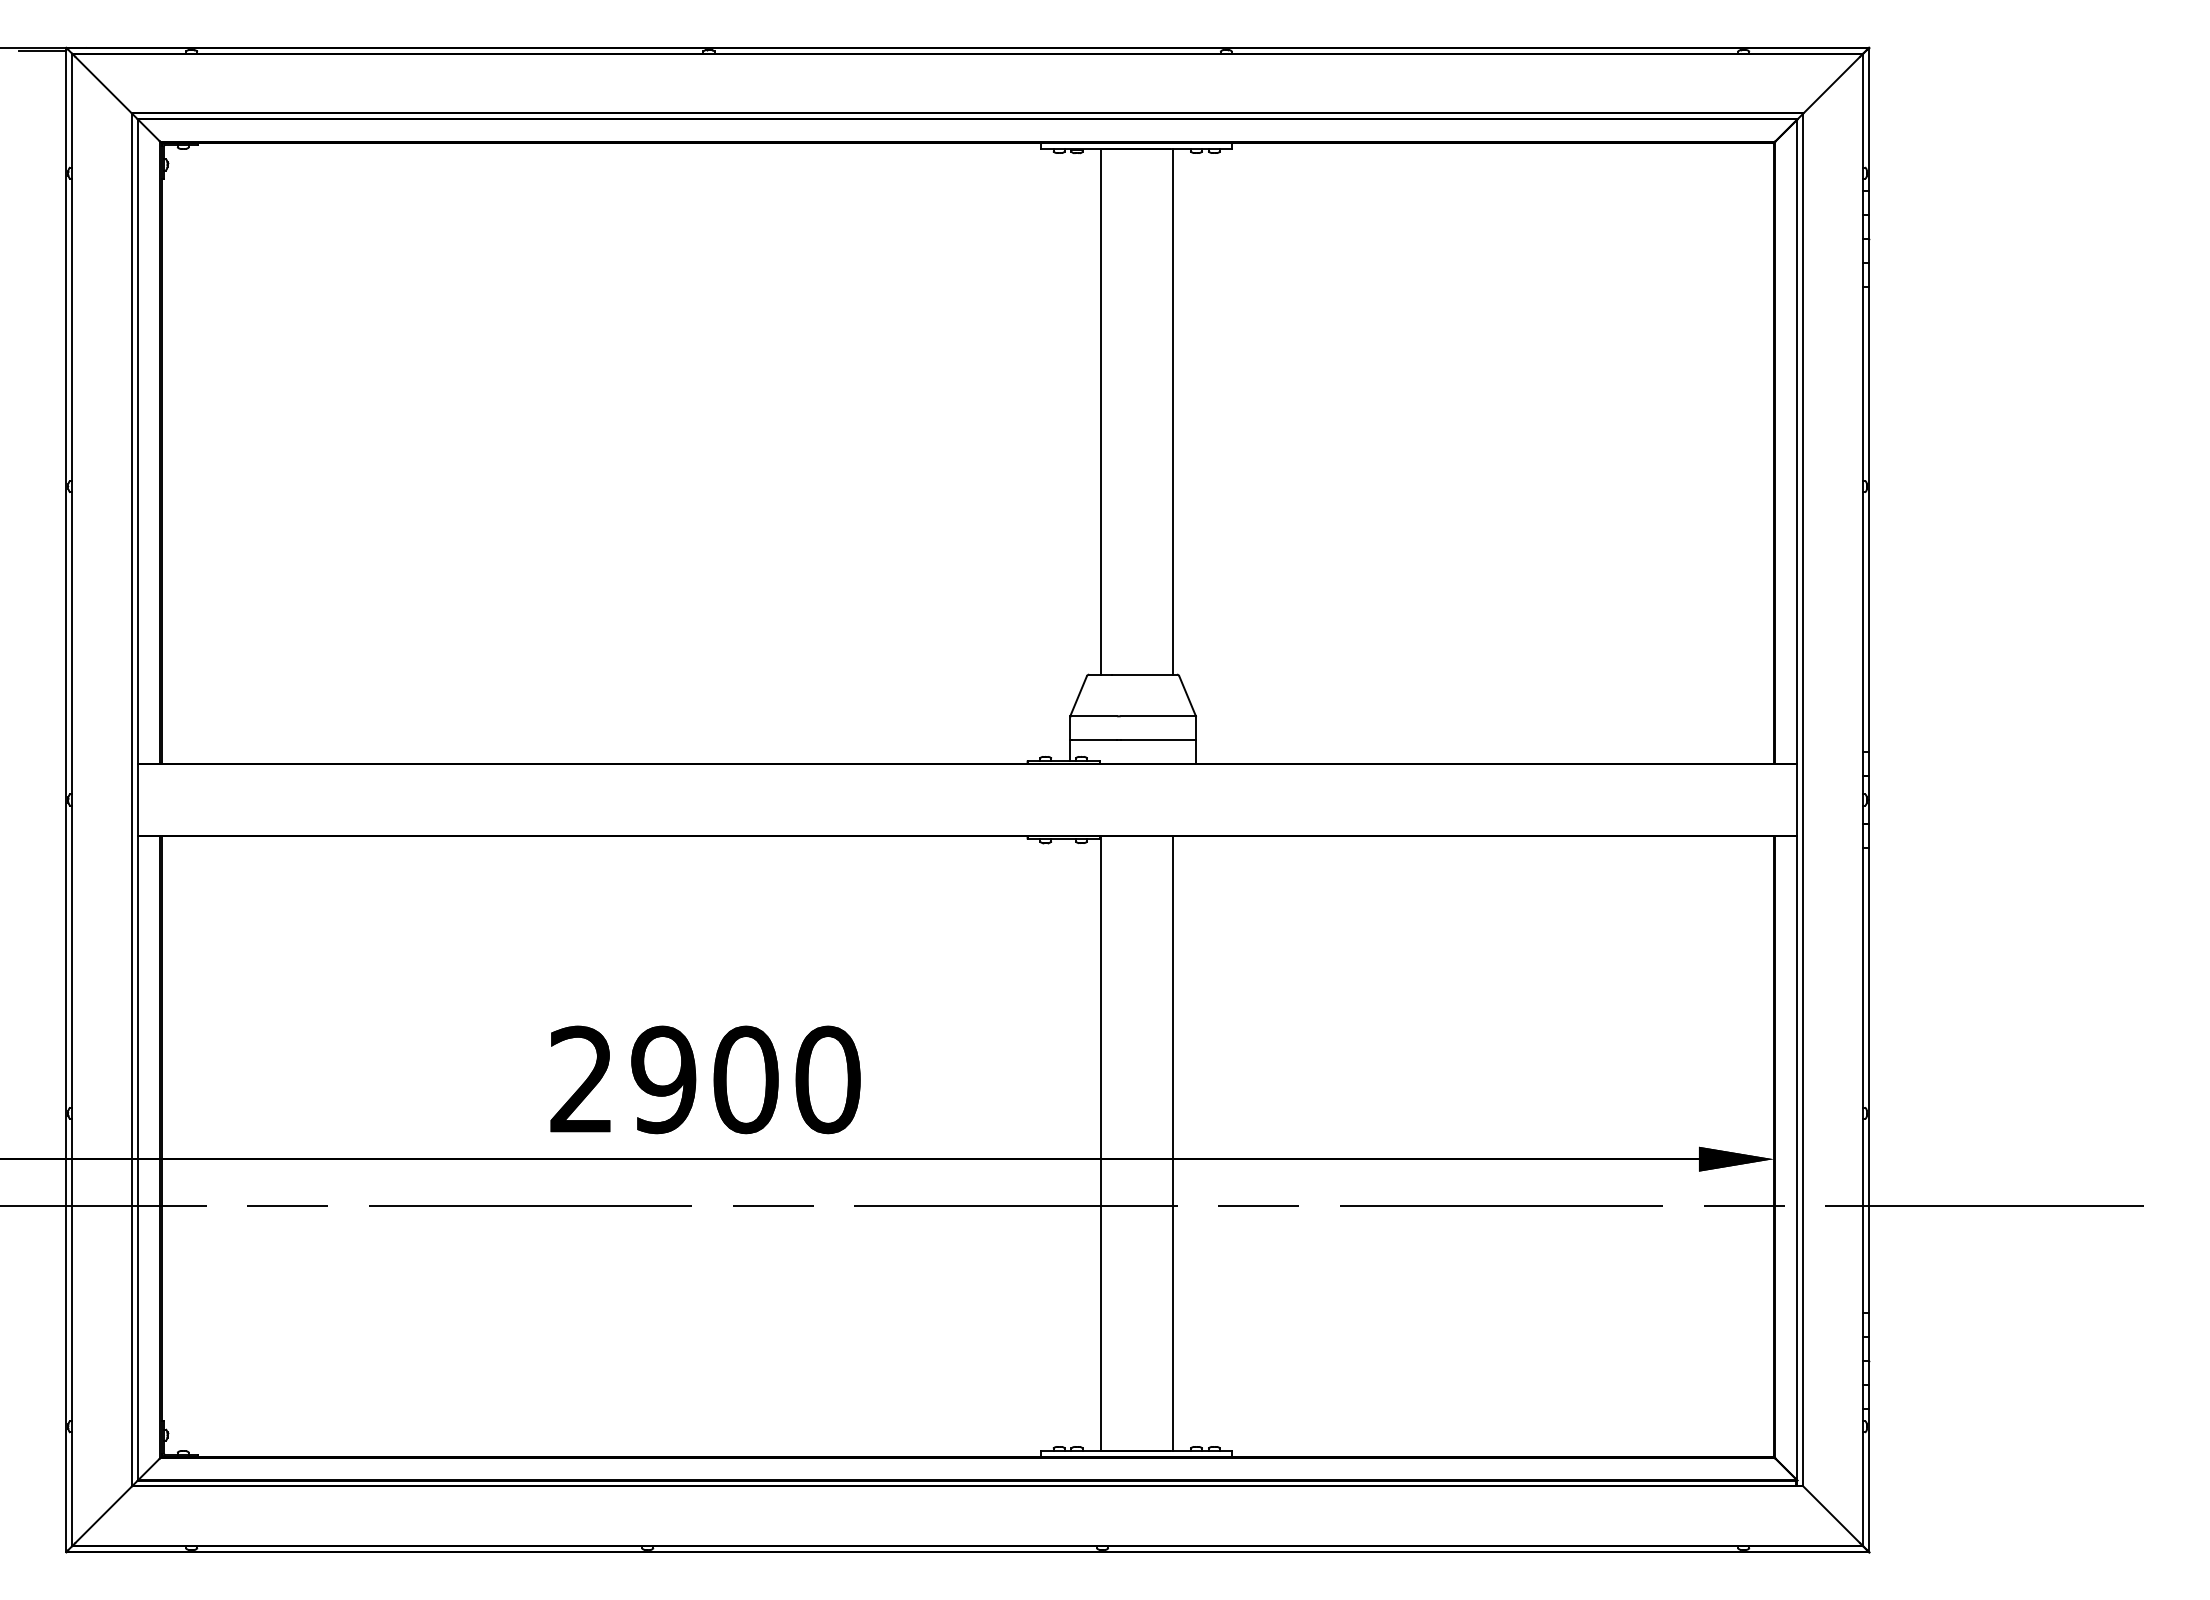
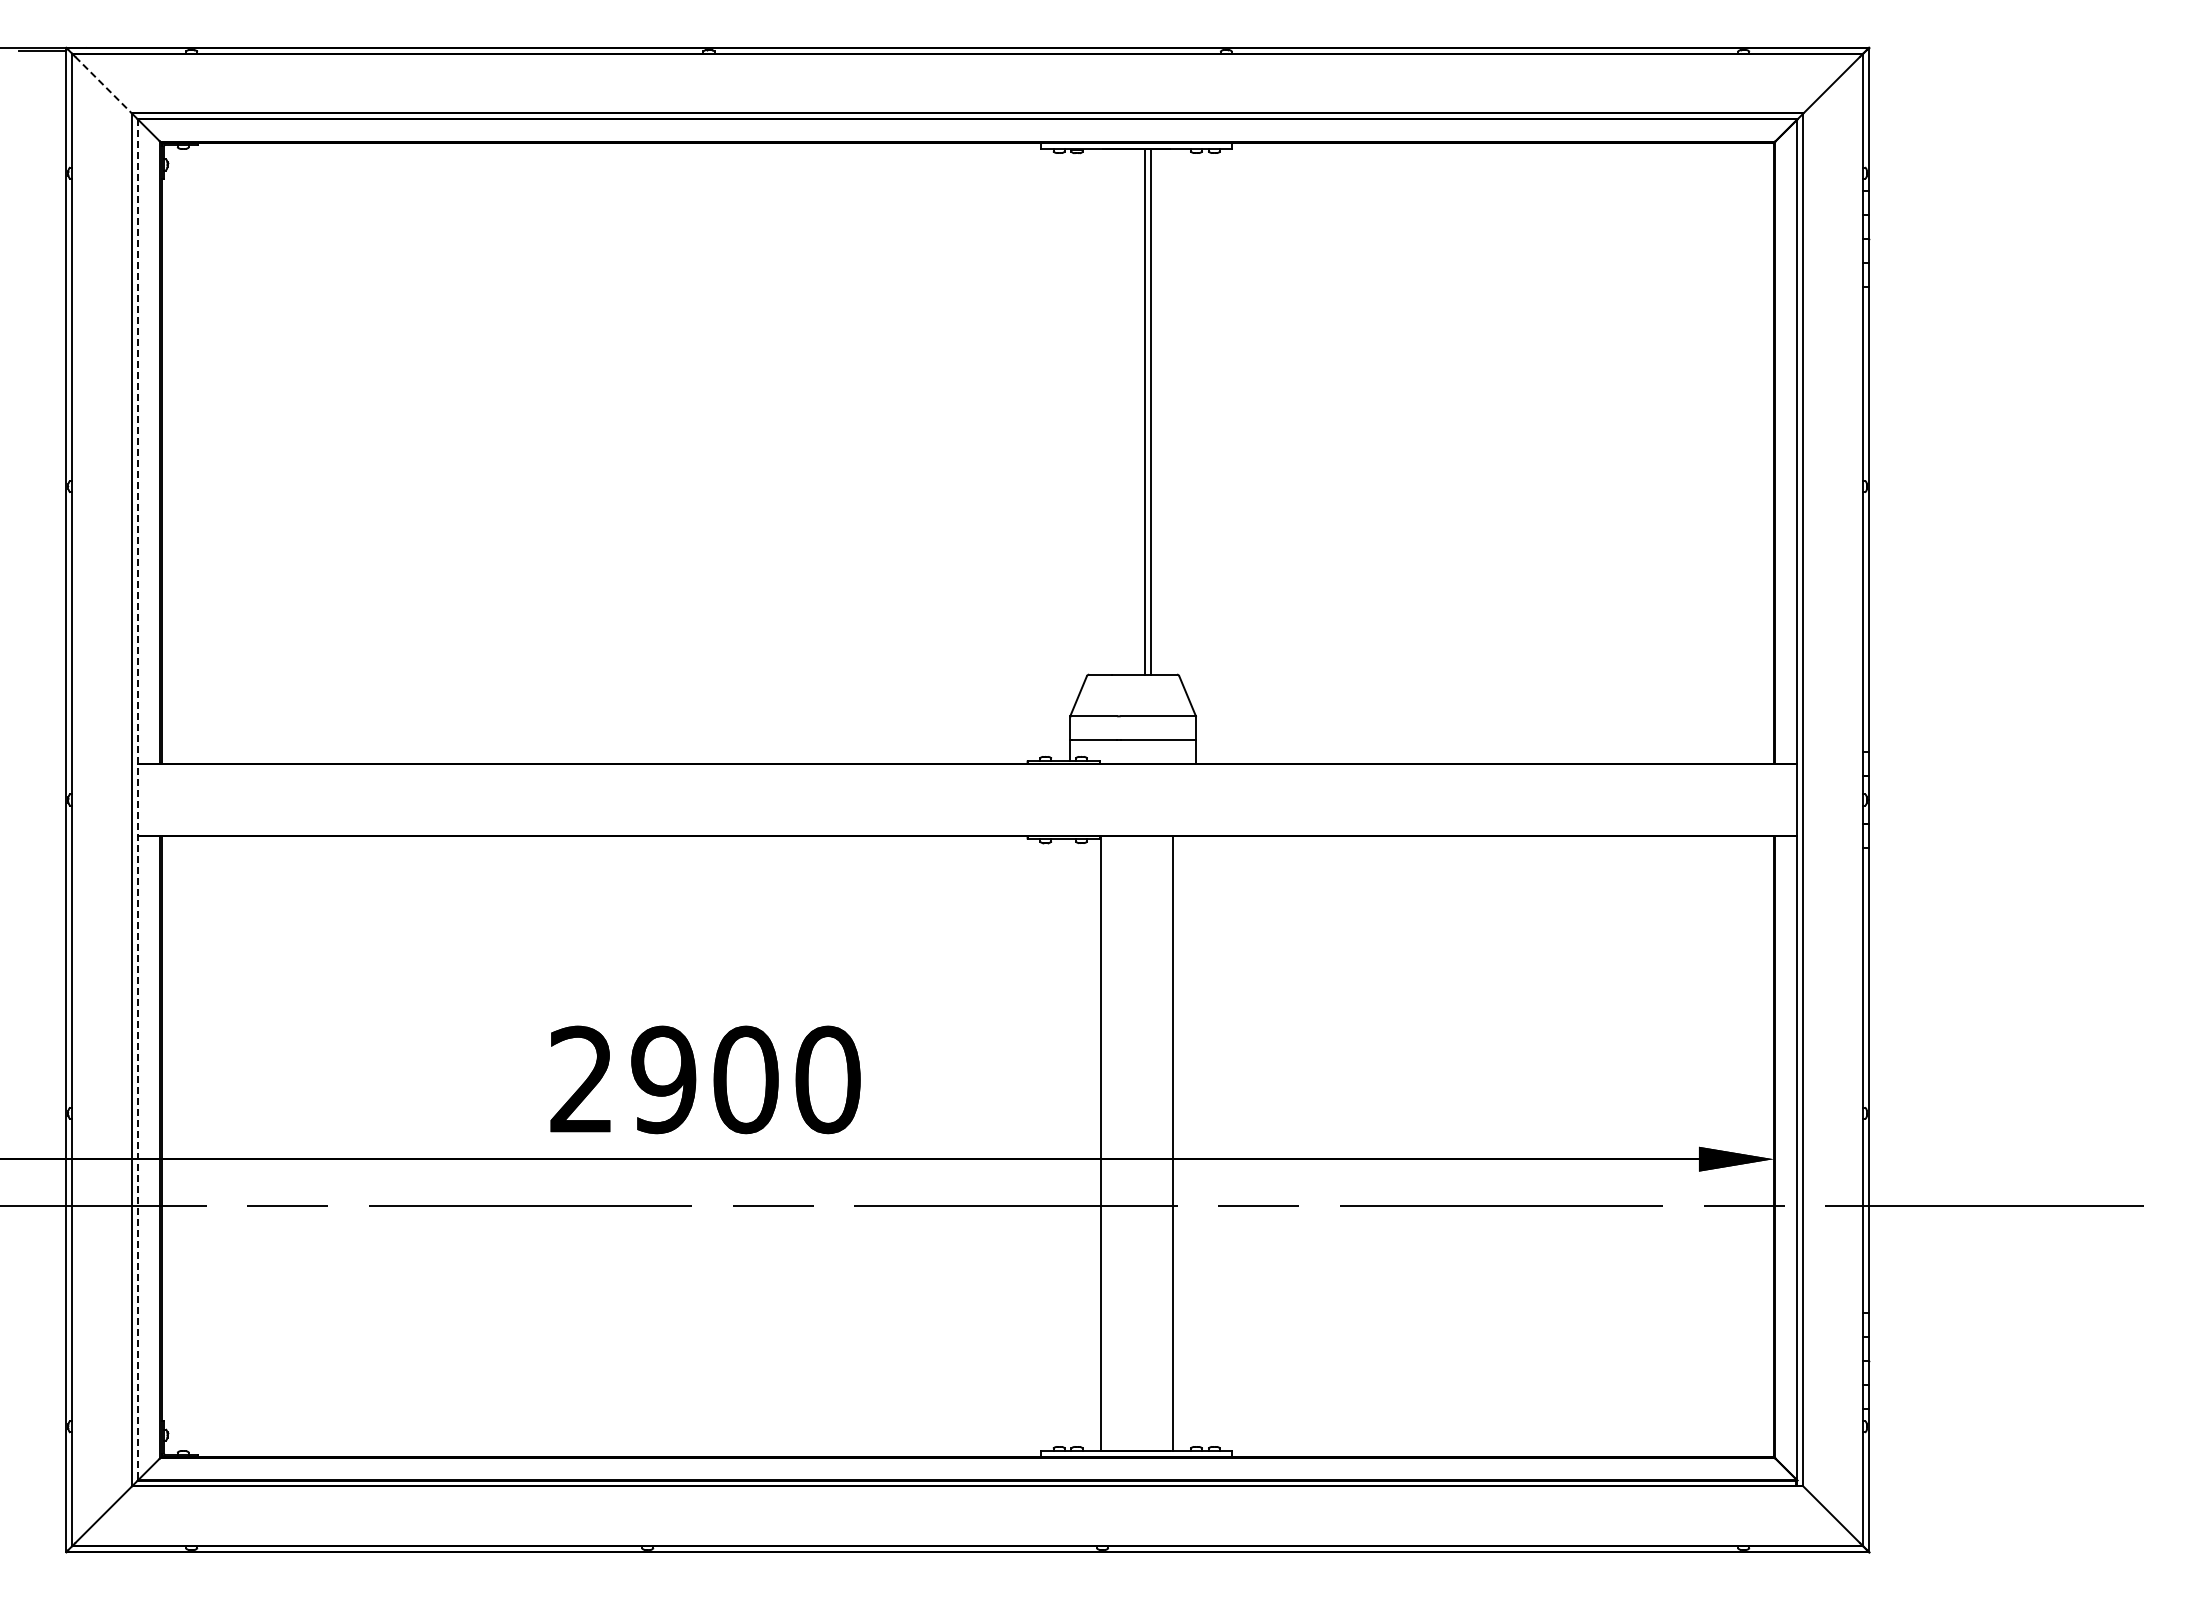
line: solid -> dashed (103, 85)
line position: (1101, 411) -> (1145, 411) (1145, 411)
line position: (1172, 411) -> (1150, 411) (1150, 411)
line: solid -> dashed (137, 799)
